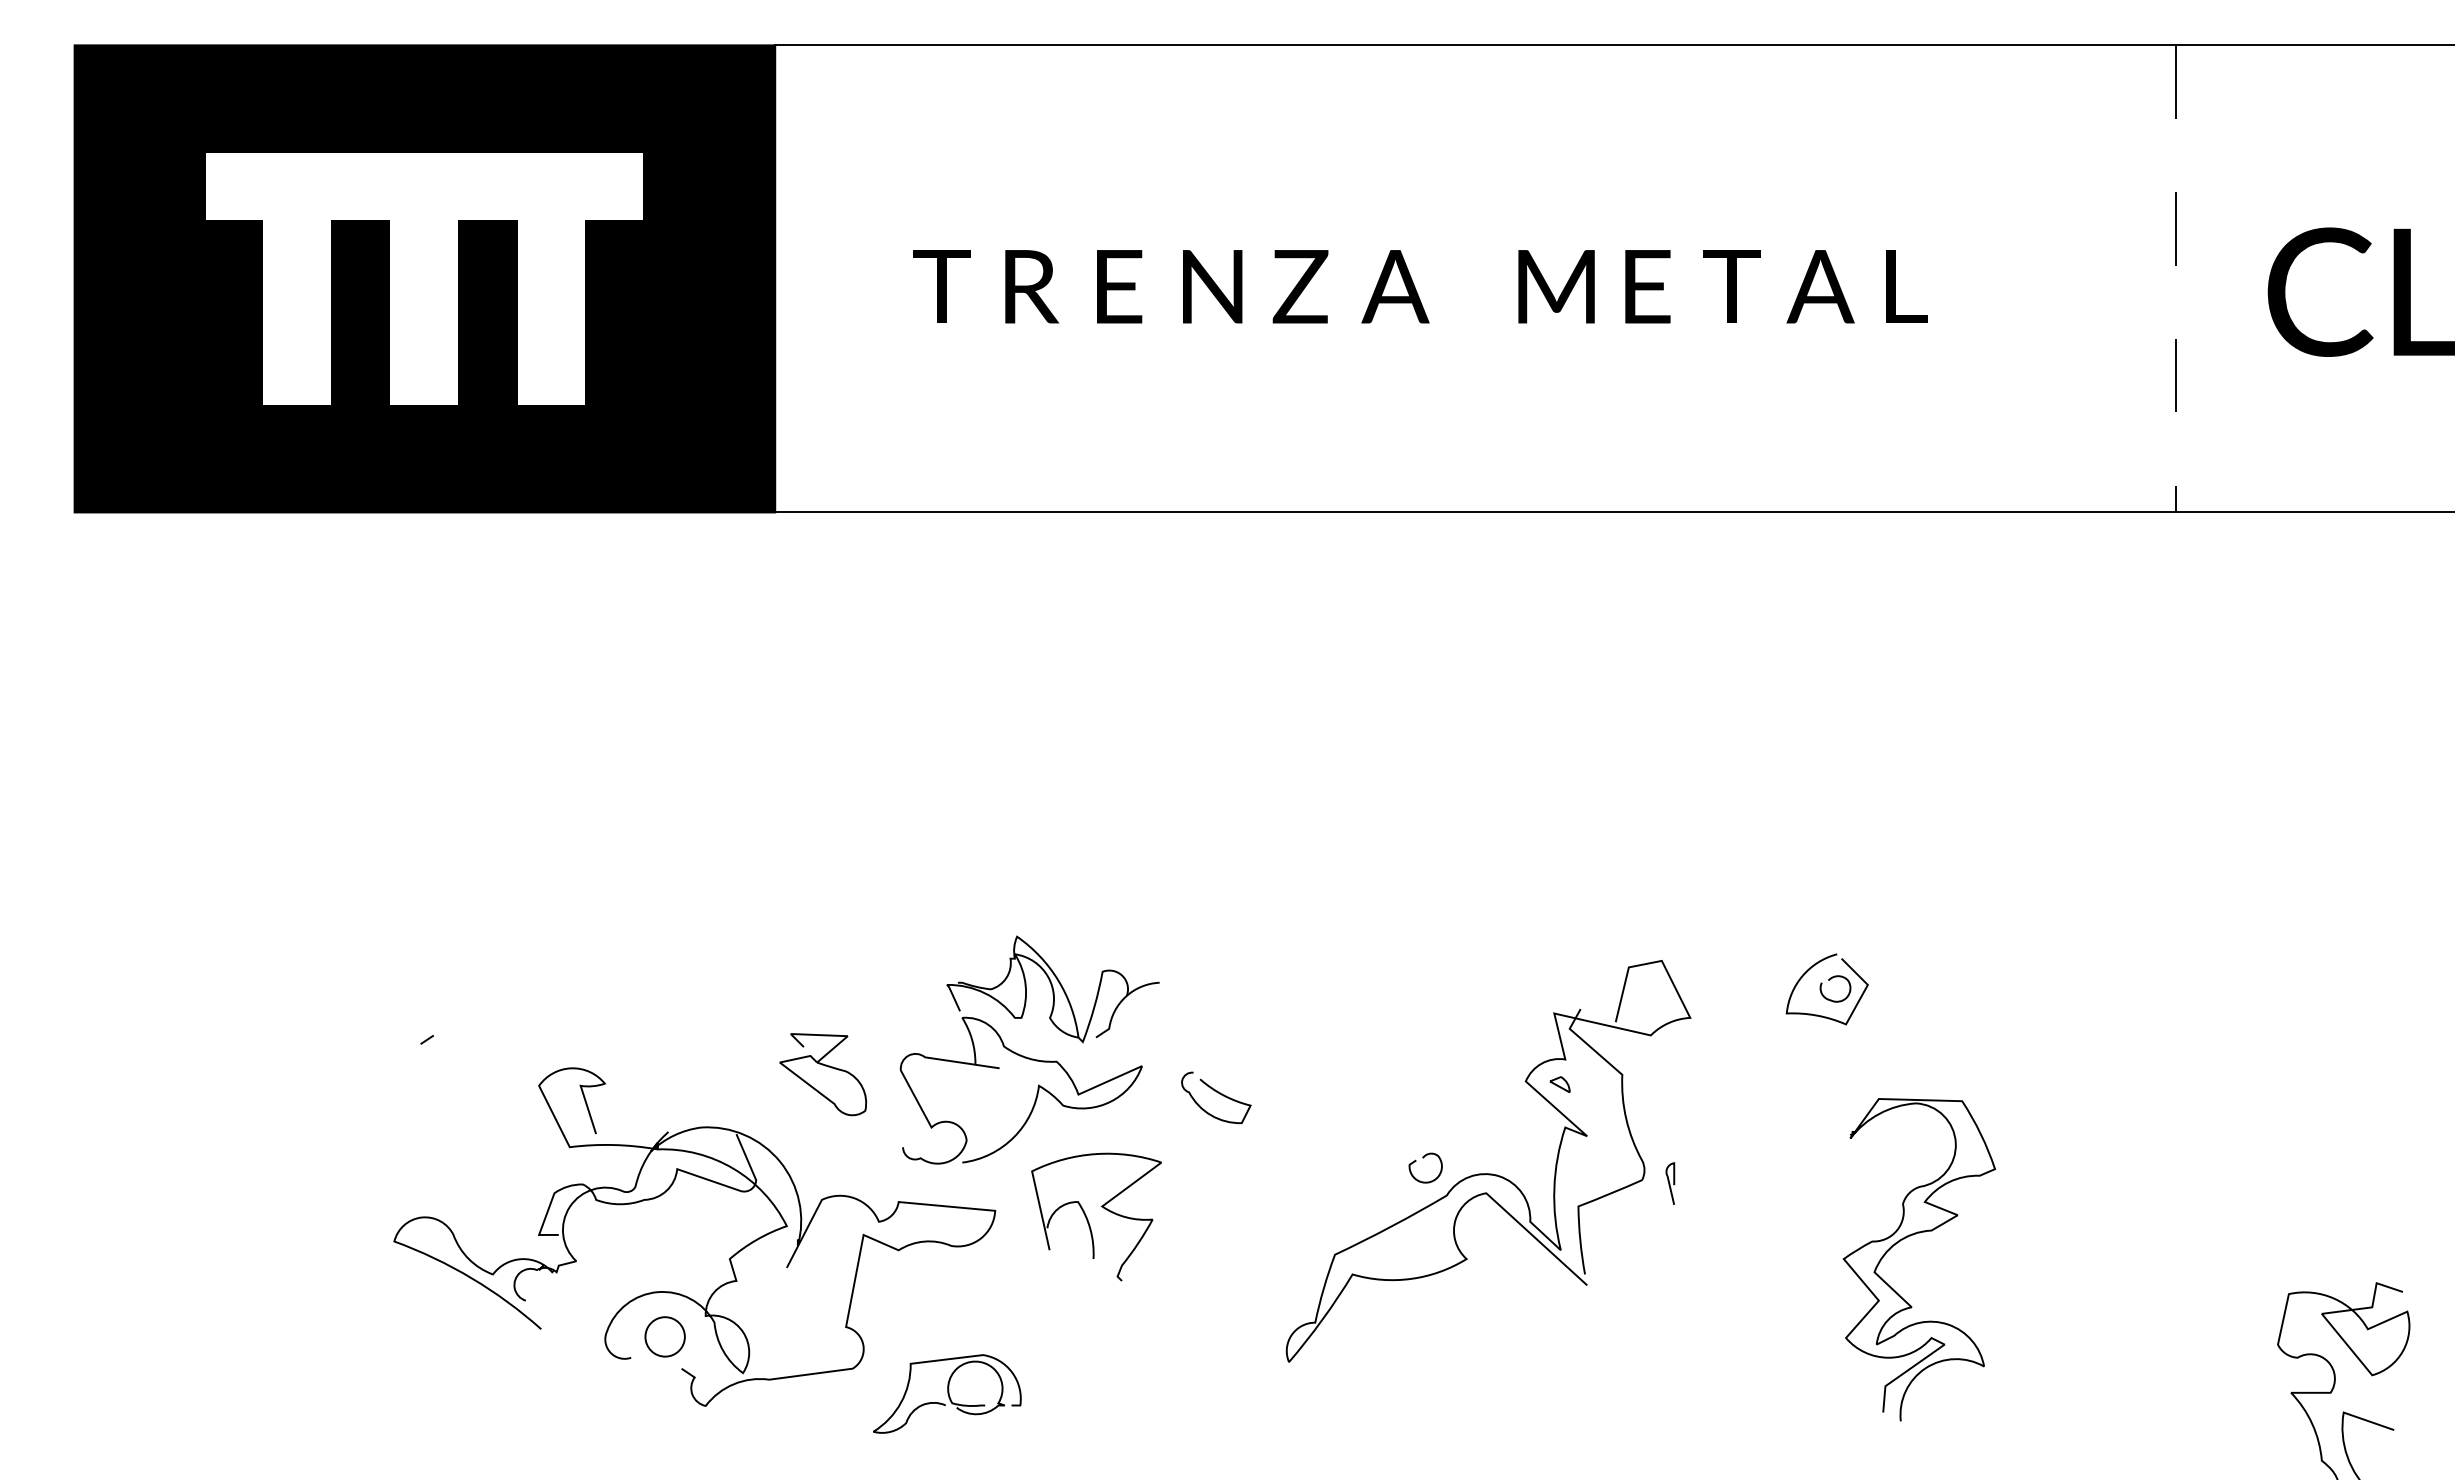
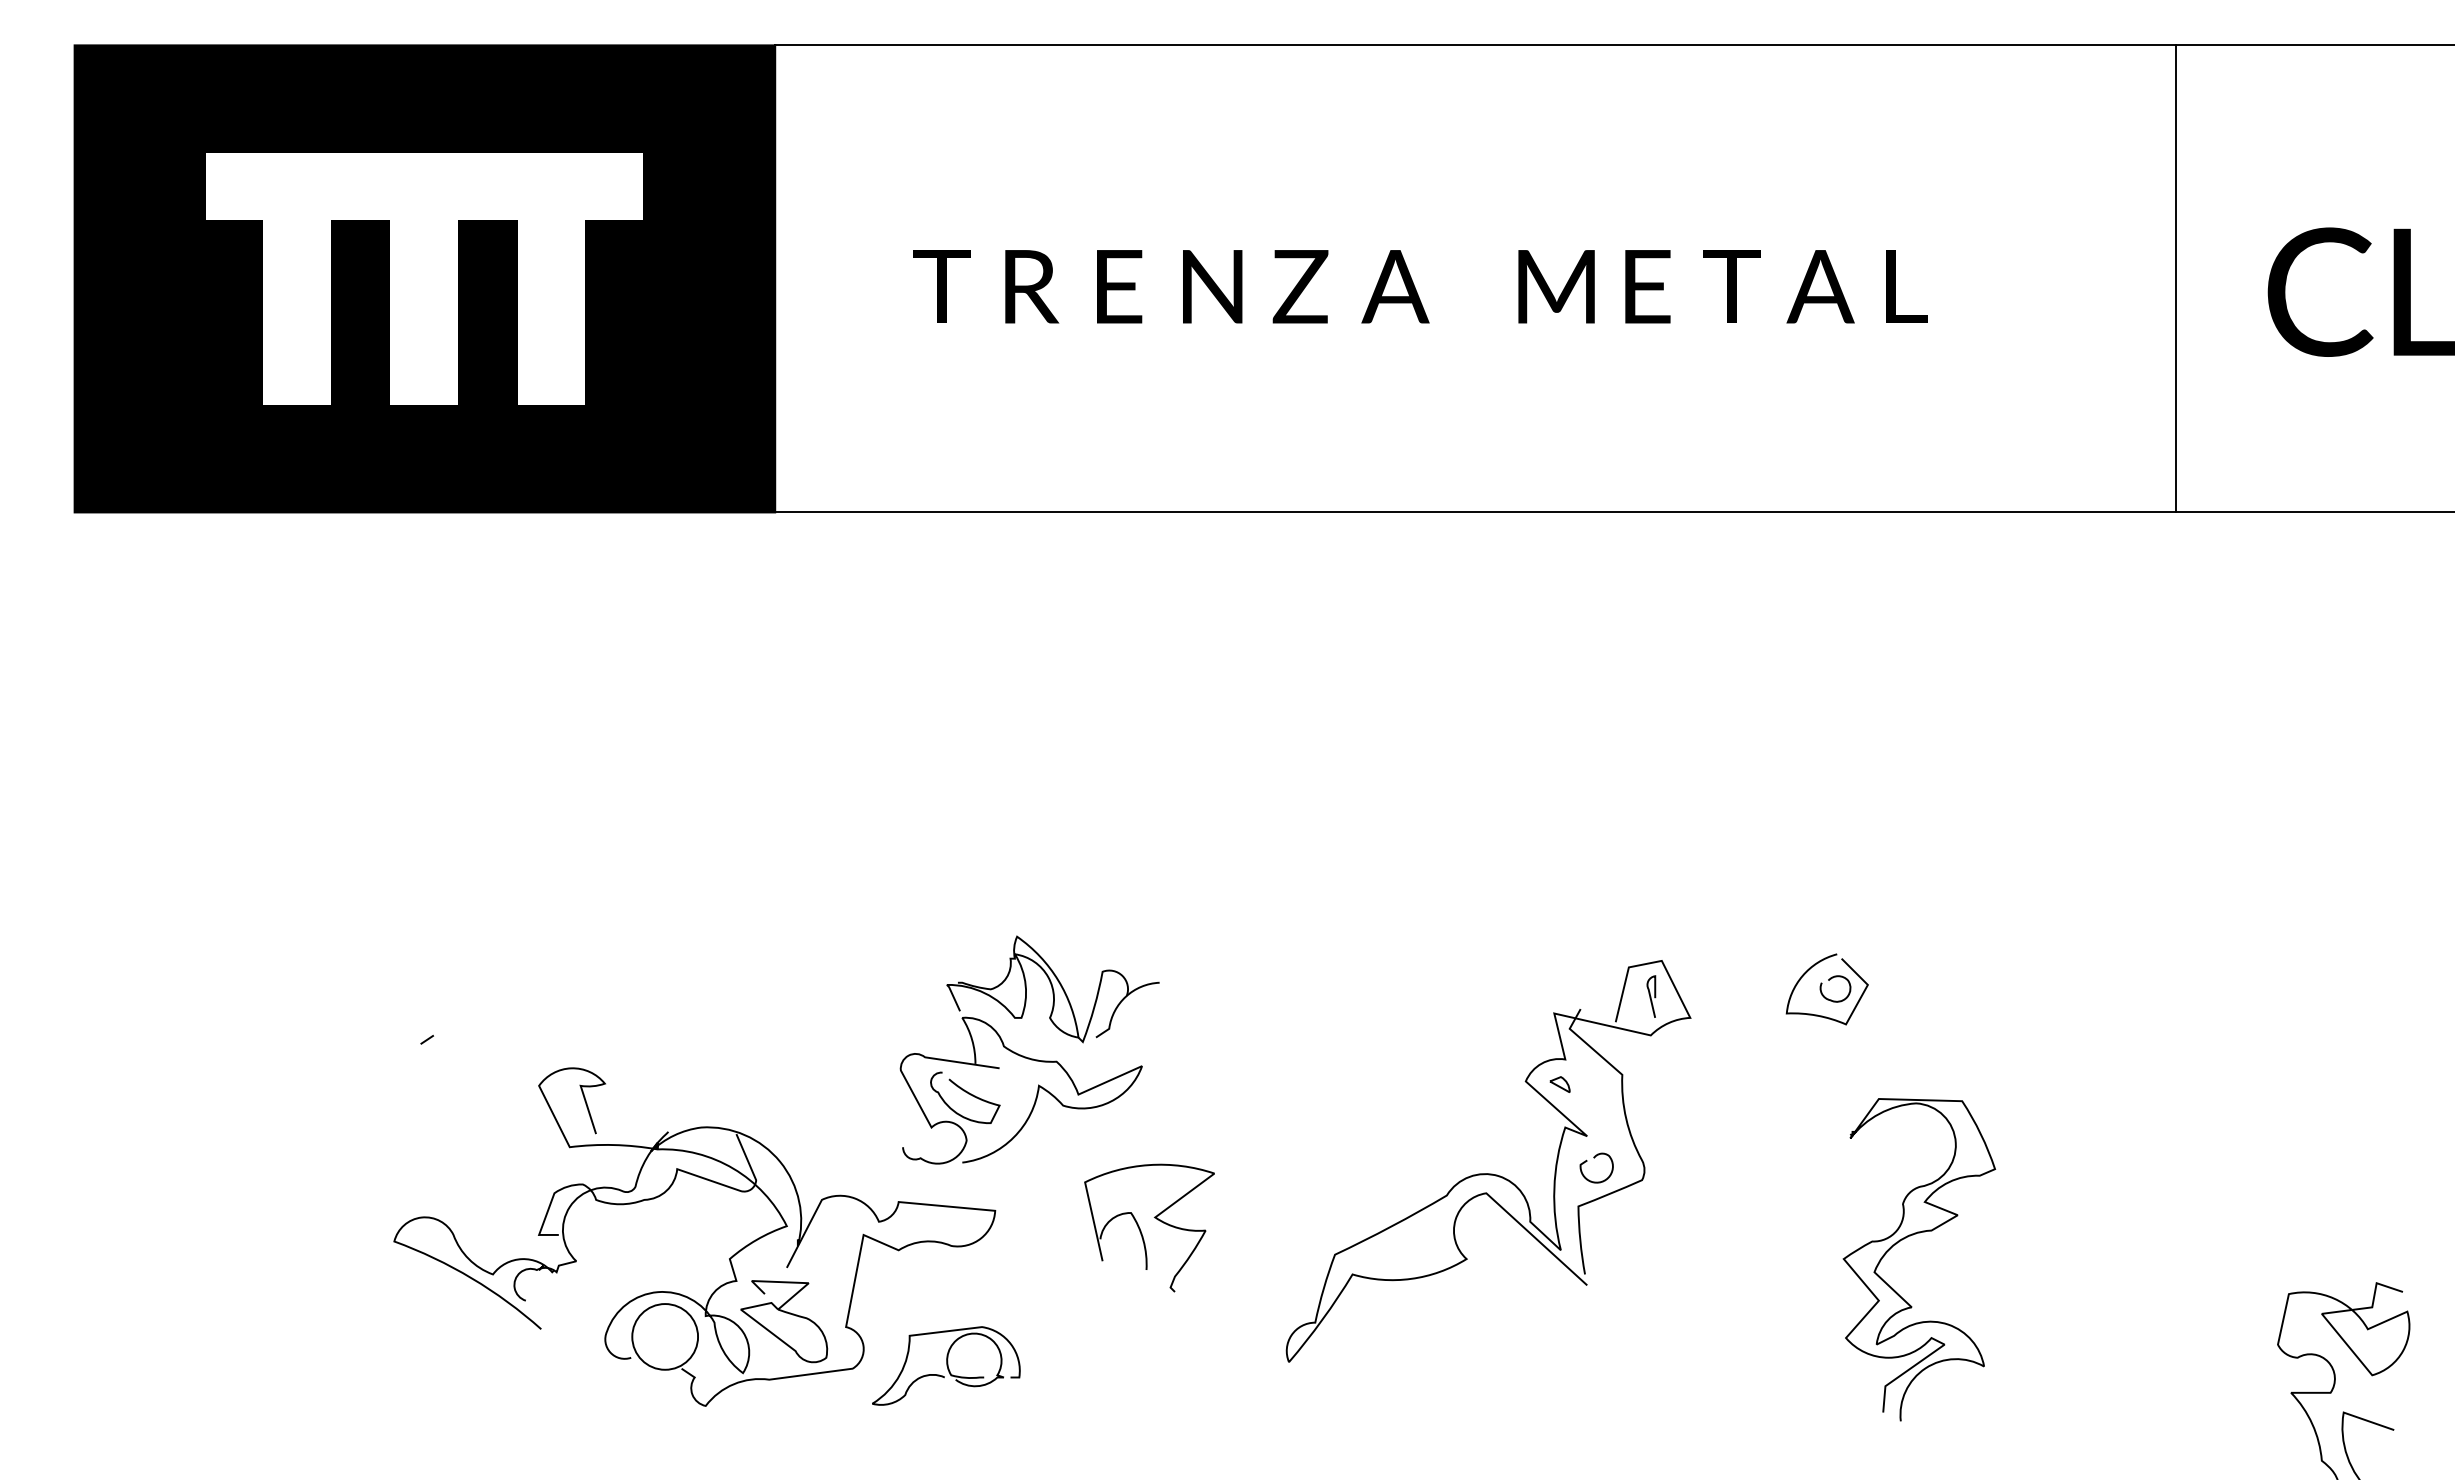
line: dashed -> solid (2175, 279)
part position: (823, 1074) -> (784, 1321) (784, 1321)
curve position: (1219, 1094) -> (968, 1094) (968, 1094)
curve position: (1423, 1158) -> (1594, 1158) (1594, 1158)
curve position: (1670, 1183) -> (1651, 996) (1651, 996)
part position: (1088, 1219) -> (1141, 1230) (1141, 1230)
circle diameter: 39 px -> 66 px (665, 1336)
part position: (947, 1393) -> (946, 1365) (946, 1365)
